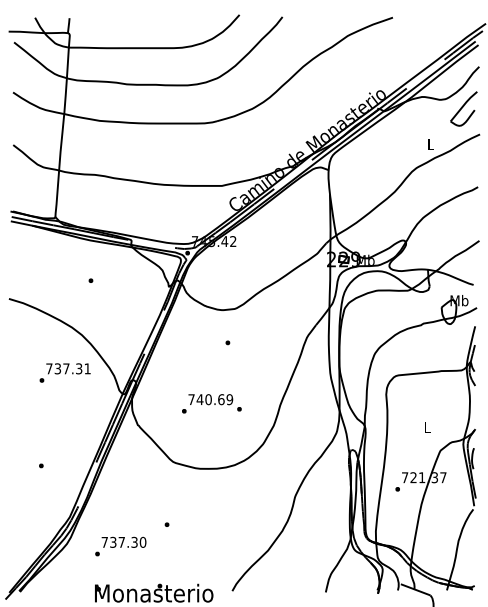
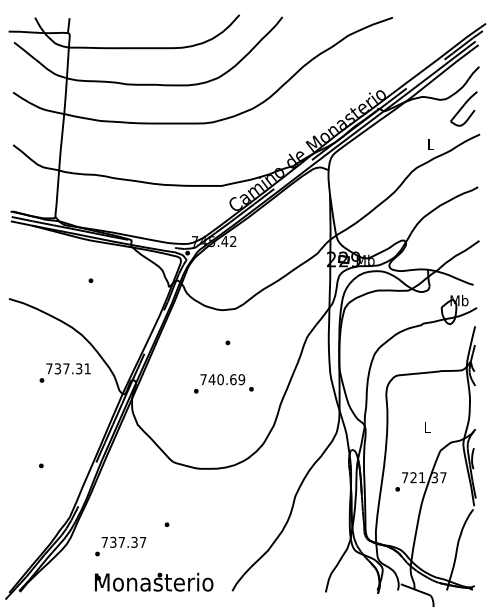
text position: (211, 403) -> (223, 383) (223, 383)
text: 737.30 -> 737.37 (142, 541)
text position: (154, 592) -> (154, 581) (154, 581)
